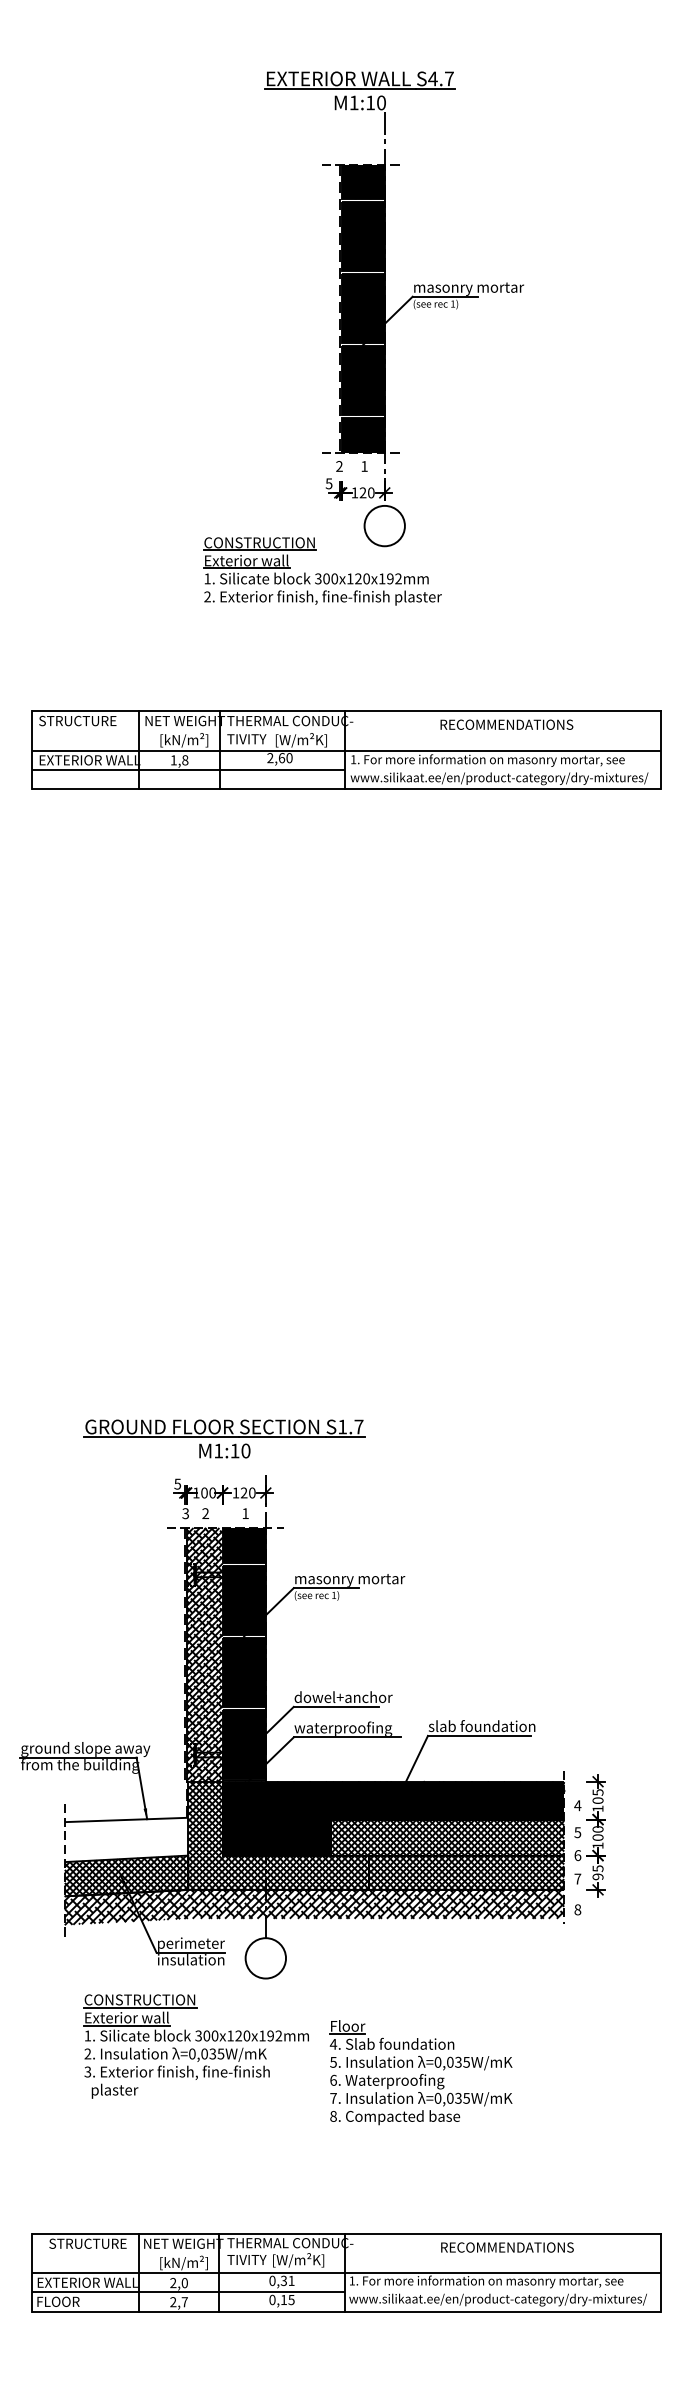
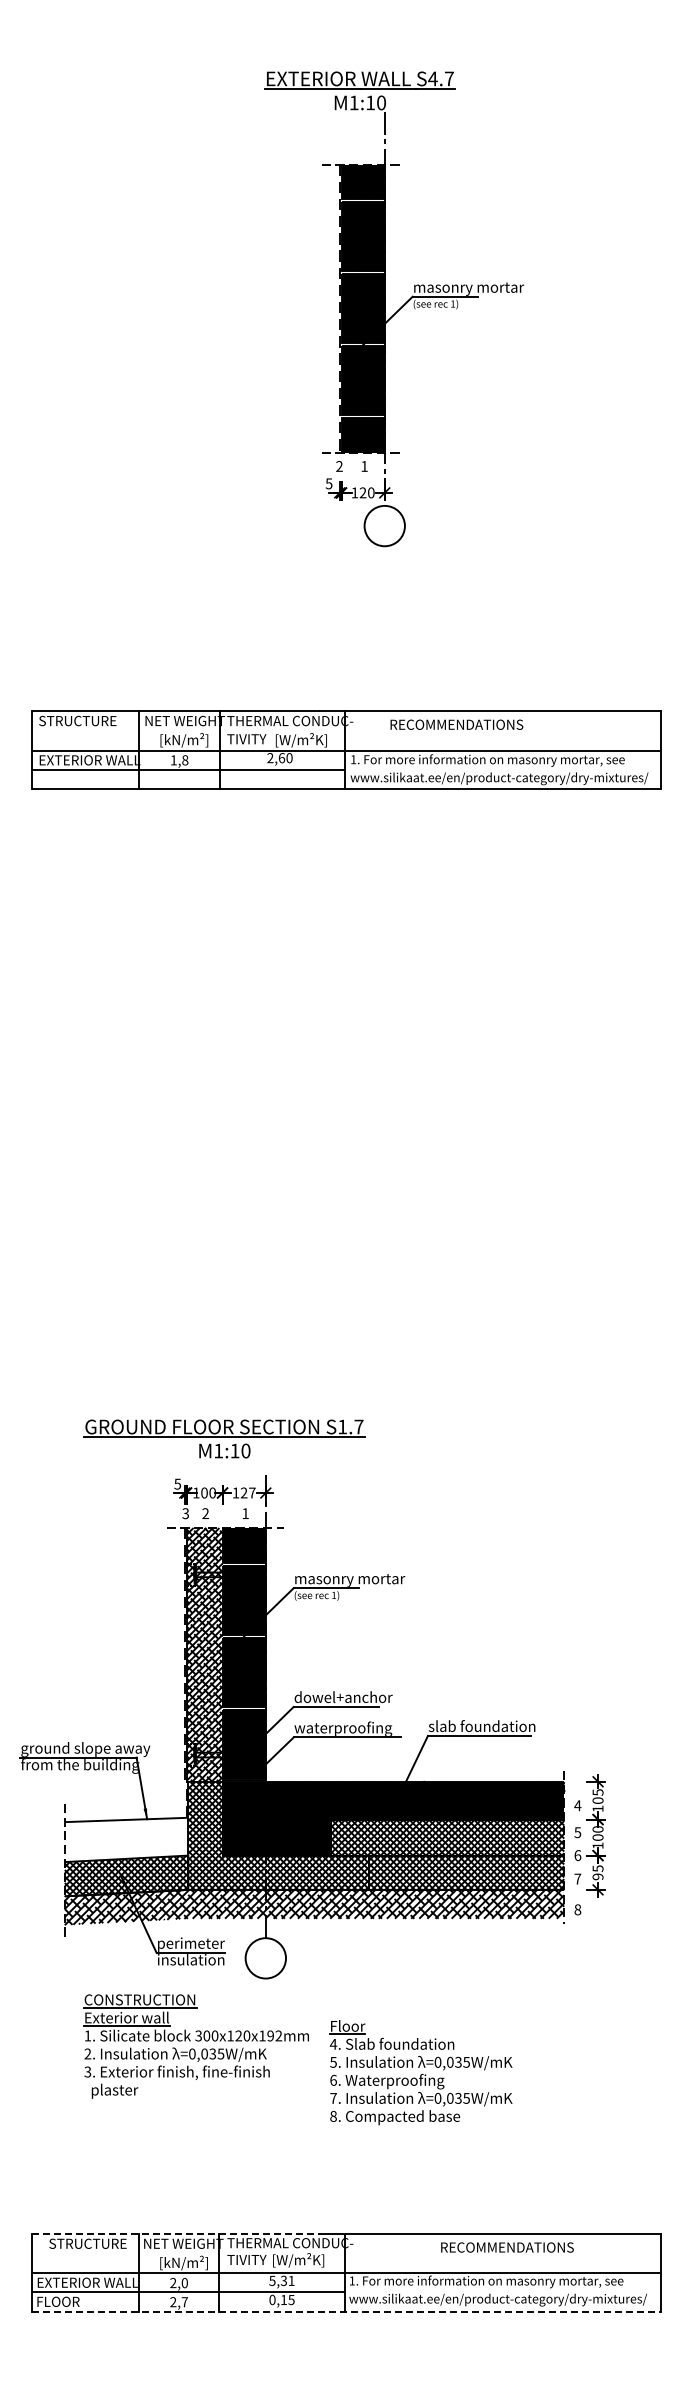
part: present -> none (322, 571)
text position: (506, 724) -> (456, 724) (456, 724)
text: 120 -> 127 (252, 1492)
line: solid -> dashed (176, 2234)
text: 0,31 -> 5,31 (272, 2280)
line: solid -> dashed (346, 2311)
